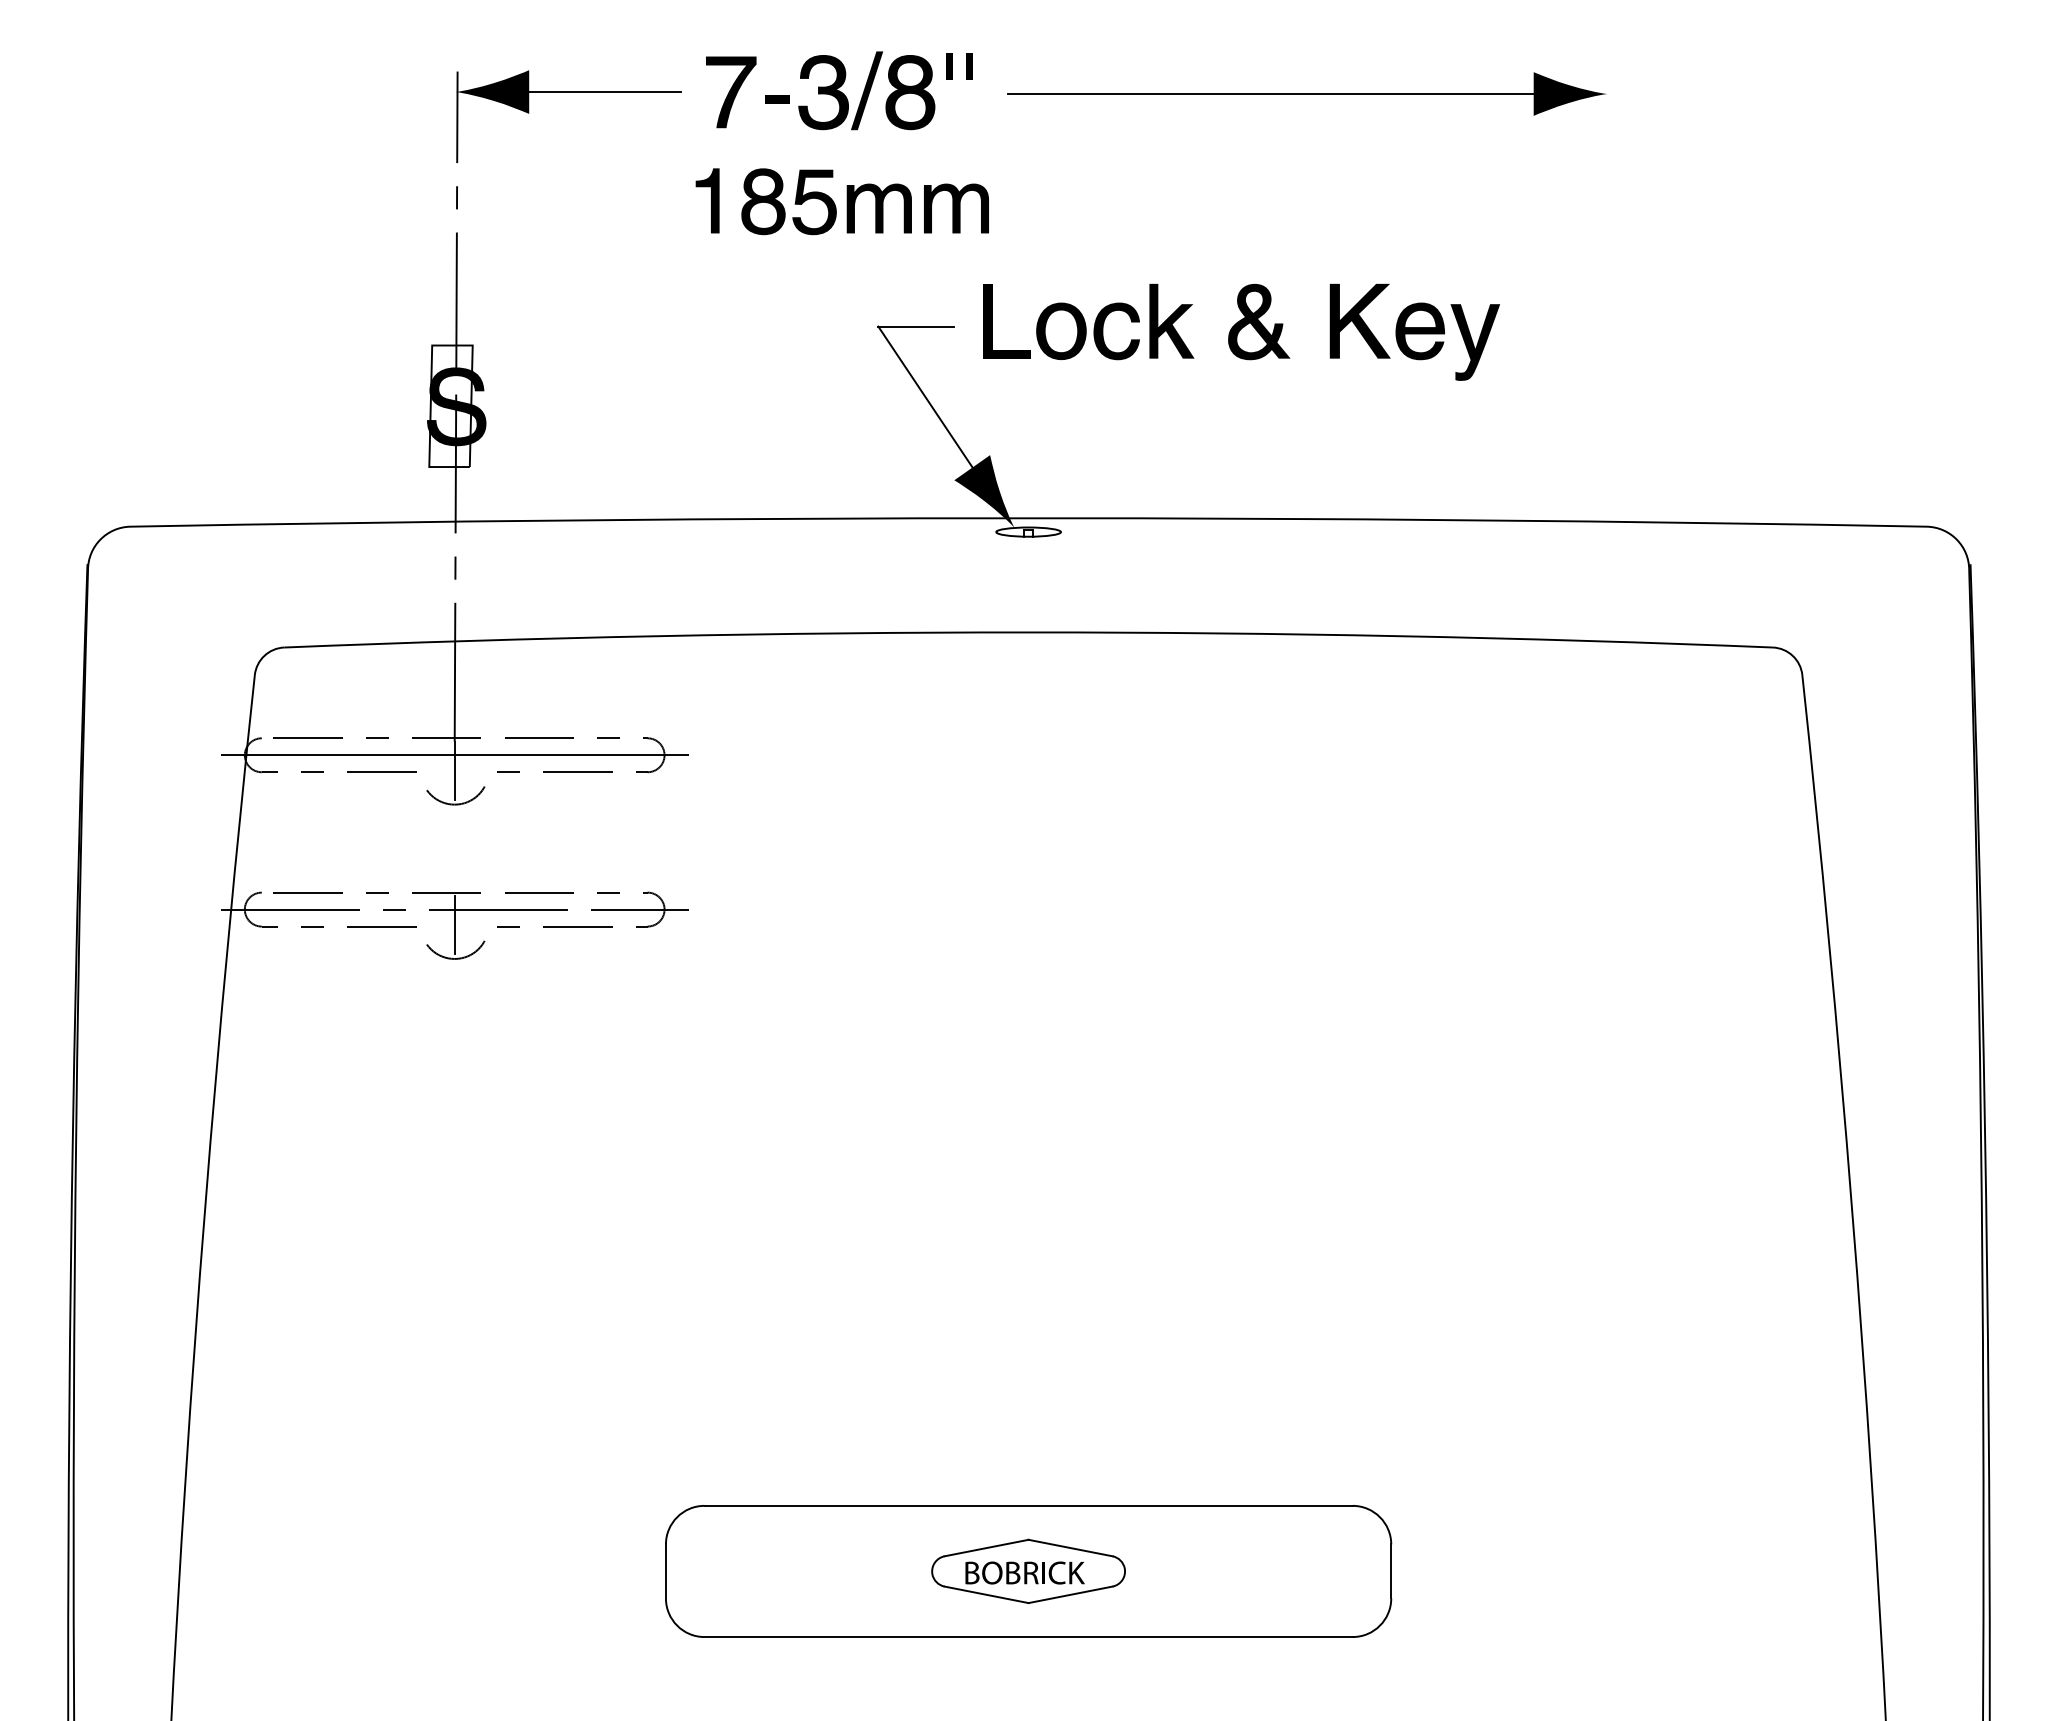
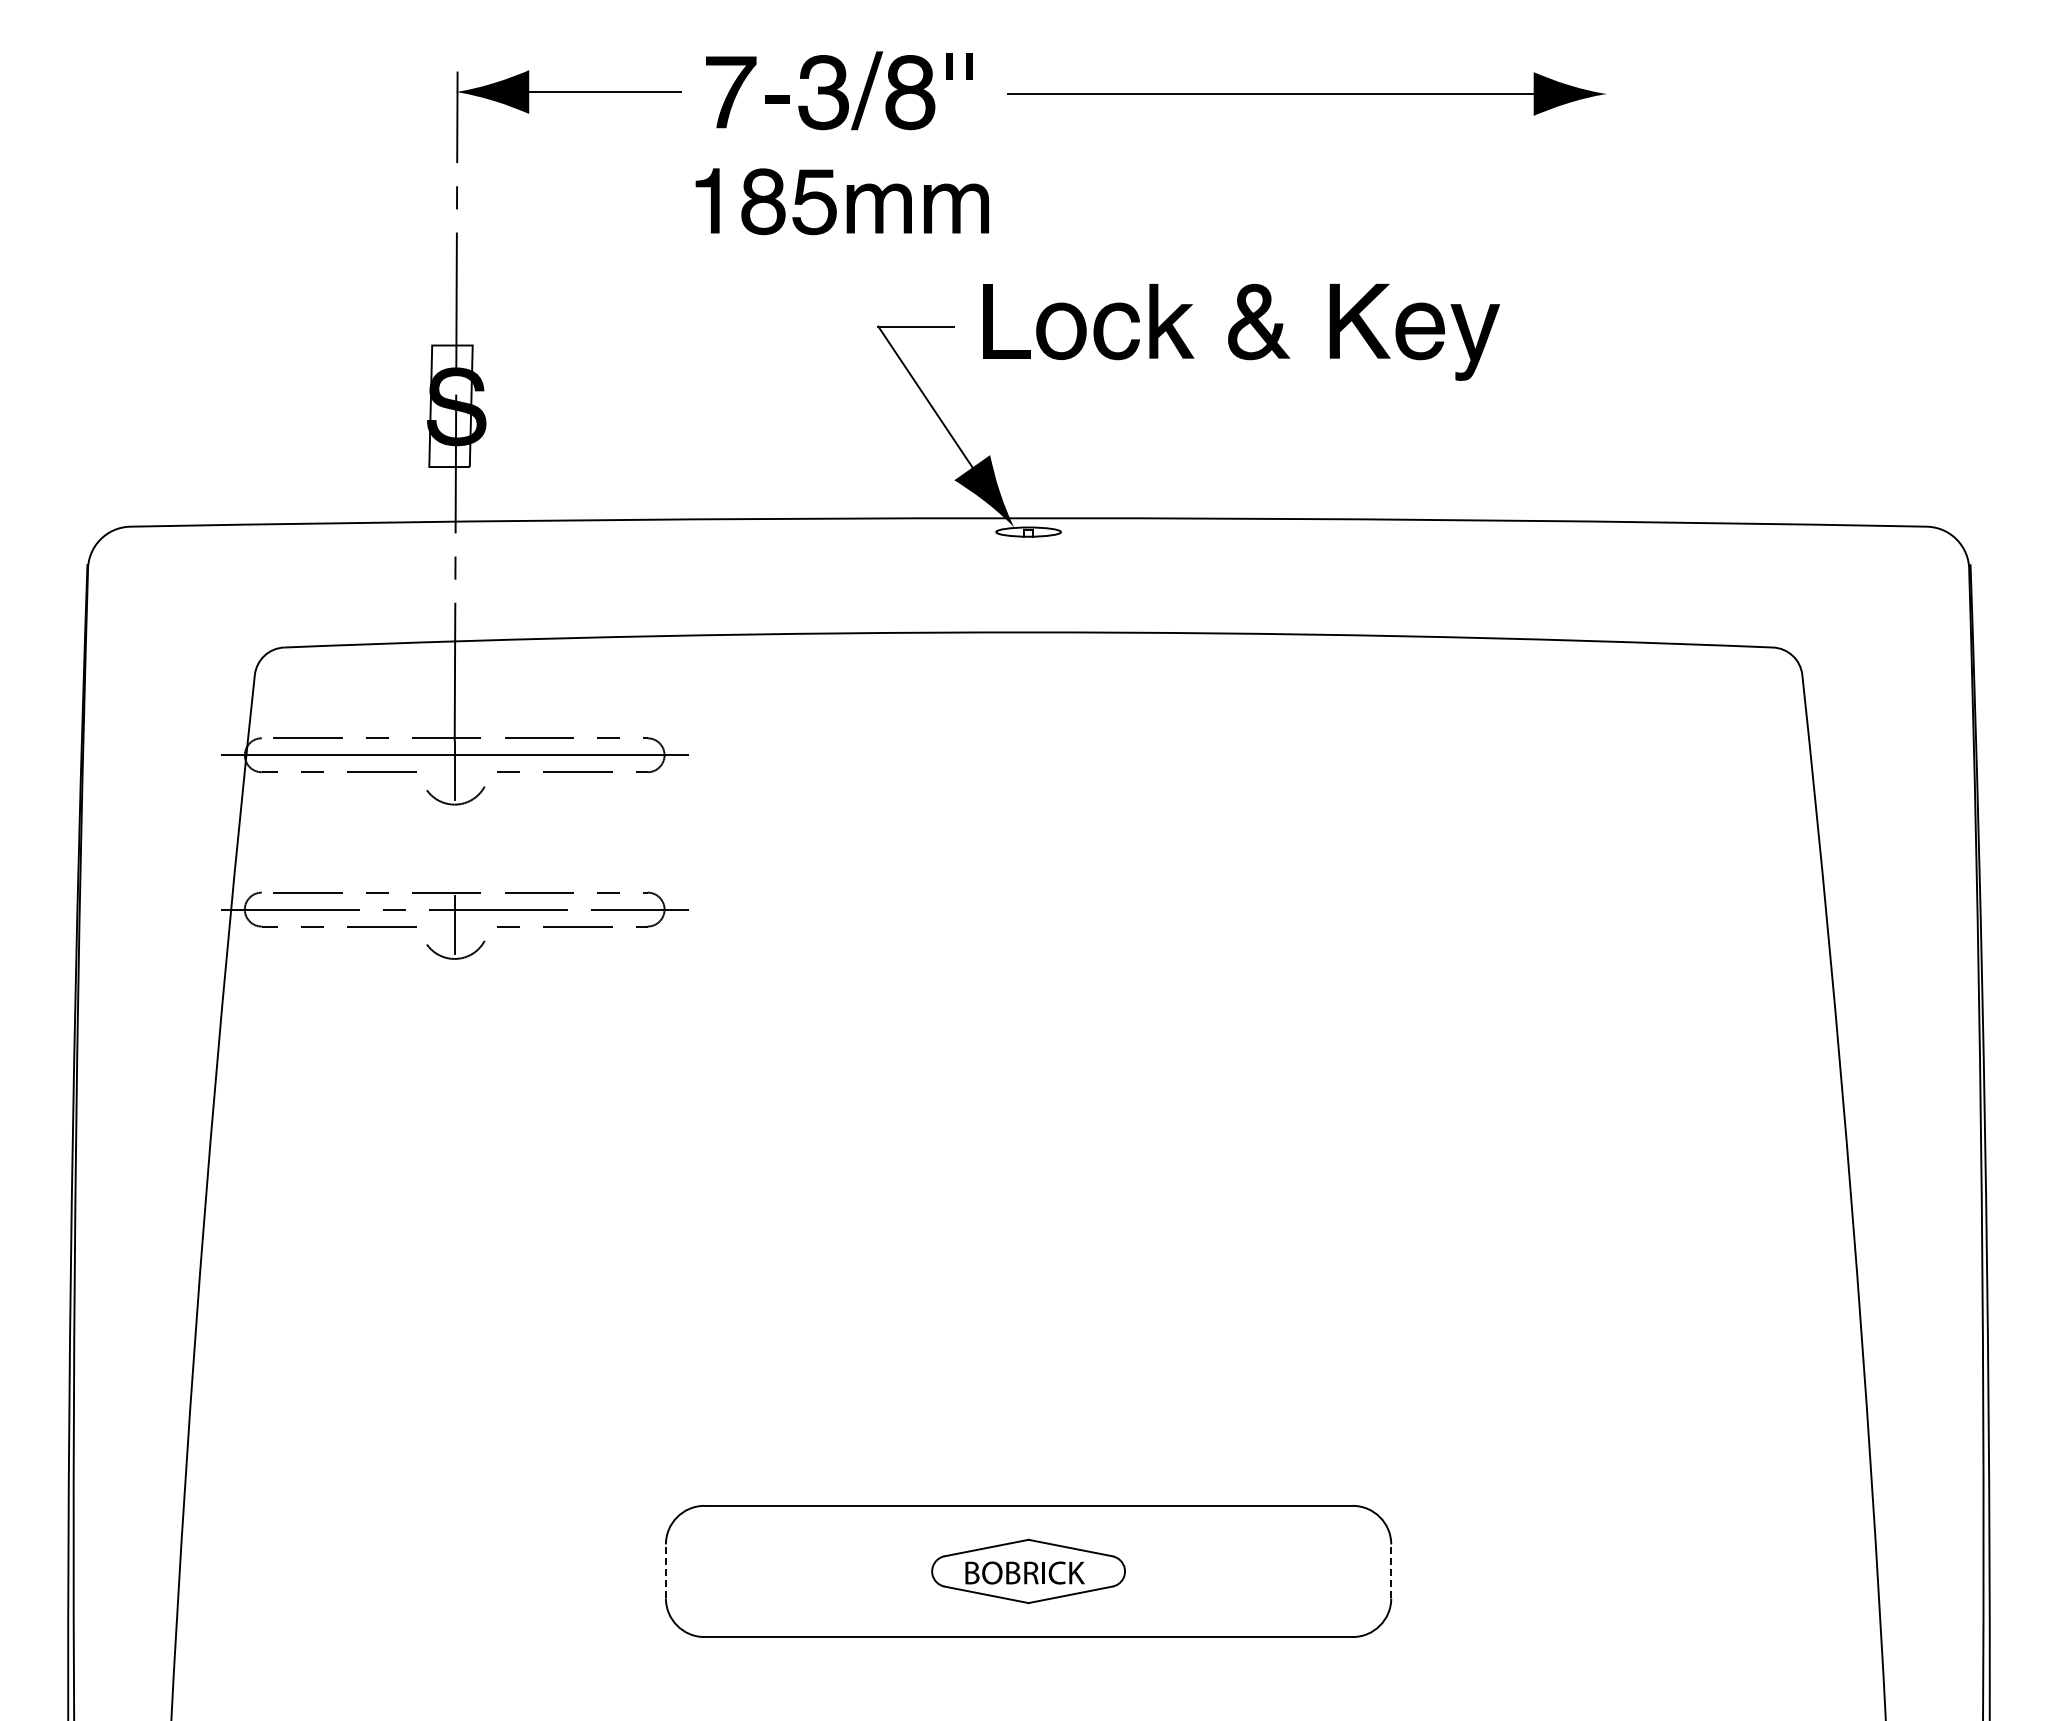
line: solid -> dashed (665, 1571)
line: solid -> dashed (1391, 1571)
